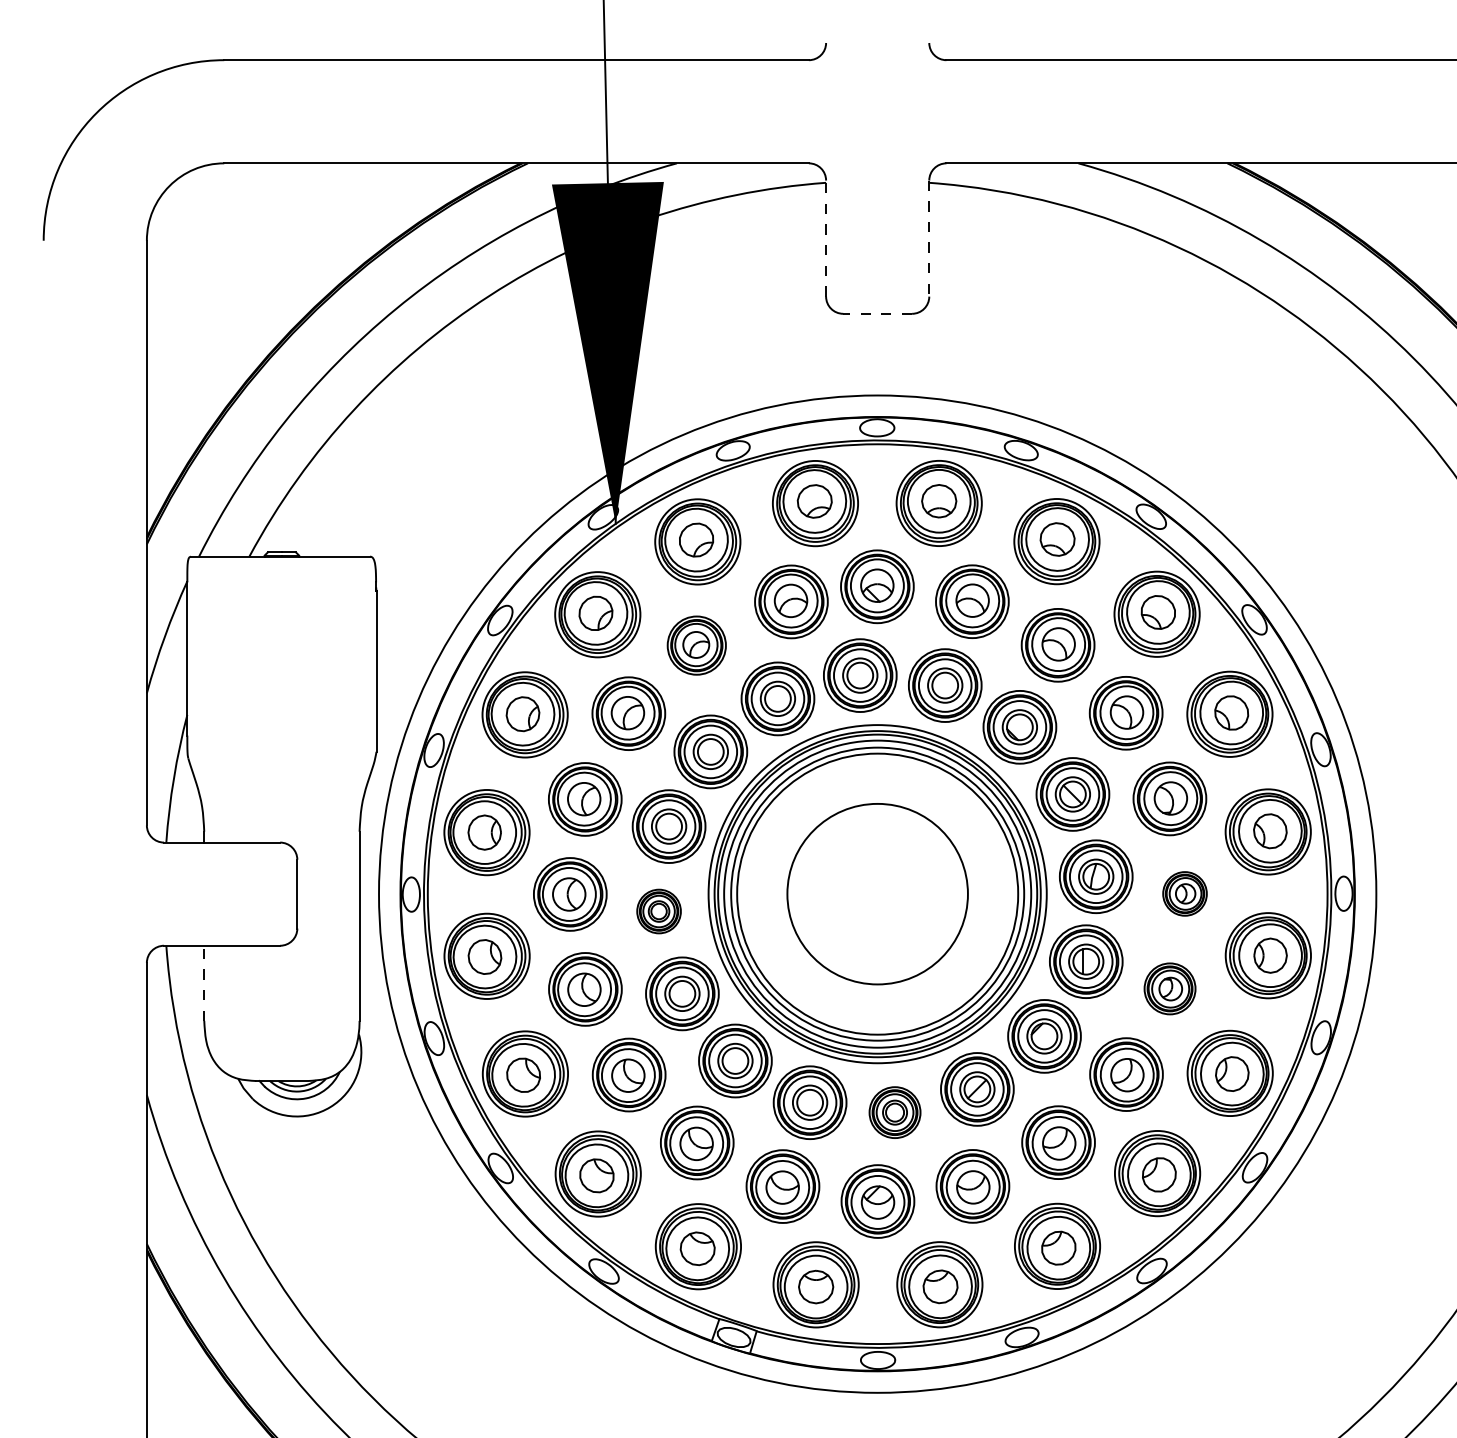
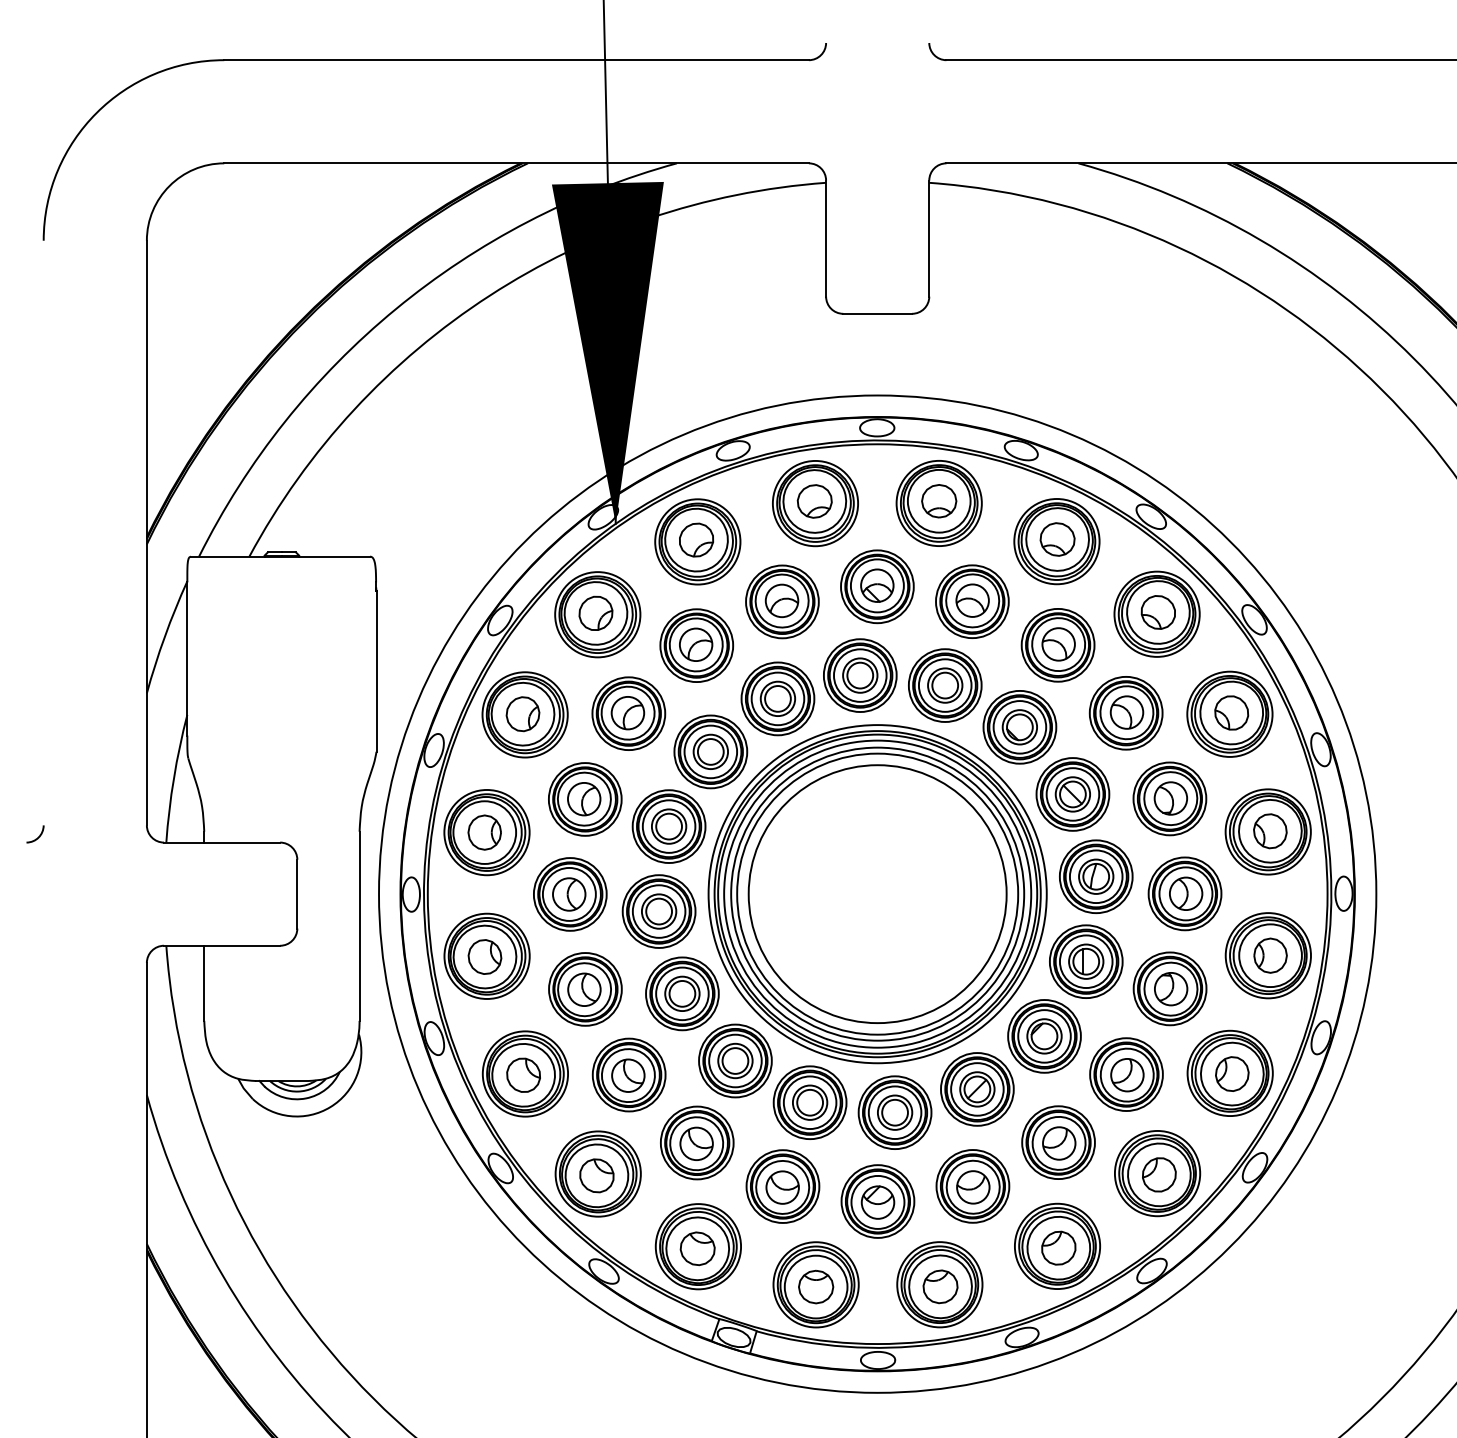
line: dashed -> solid (826, 238)
line: dashed -> solid (929, 239)
line: dashed -> solid (877, 313)
part position: (791, 601) -> (782, 601) (782, 601)
part size: 61x61 px -> 76x75 px (696, 645)
arc: none -> present (38, 836)
circle diameter: 181 px -> 258 px (877, 894)
part size: 46x46 px -> 76x76 px (1184, 893)
part size: 46x47 px -> 76x75 px (658, 911)
line: dashed -> solid (204, 983)
part size: 54x54 px -> 76x76 px (1169, 988)
part size: 54x53 px -> 76x75 px (894, 1112)
